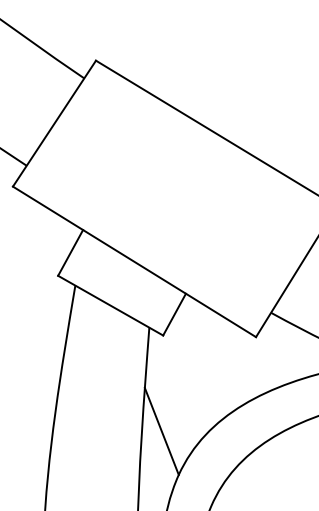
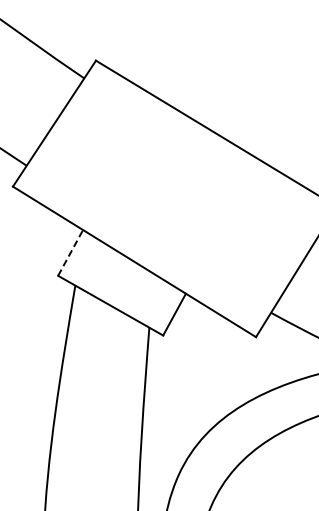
line: solid -> dashed (70, 252)
line: present -> none (161, 430)
